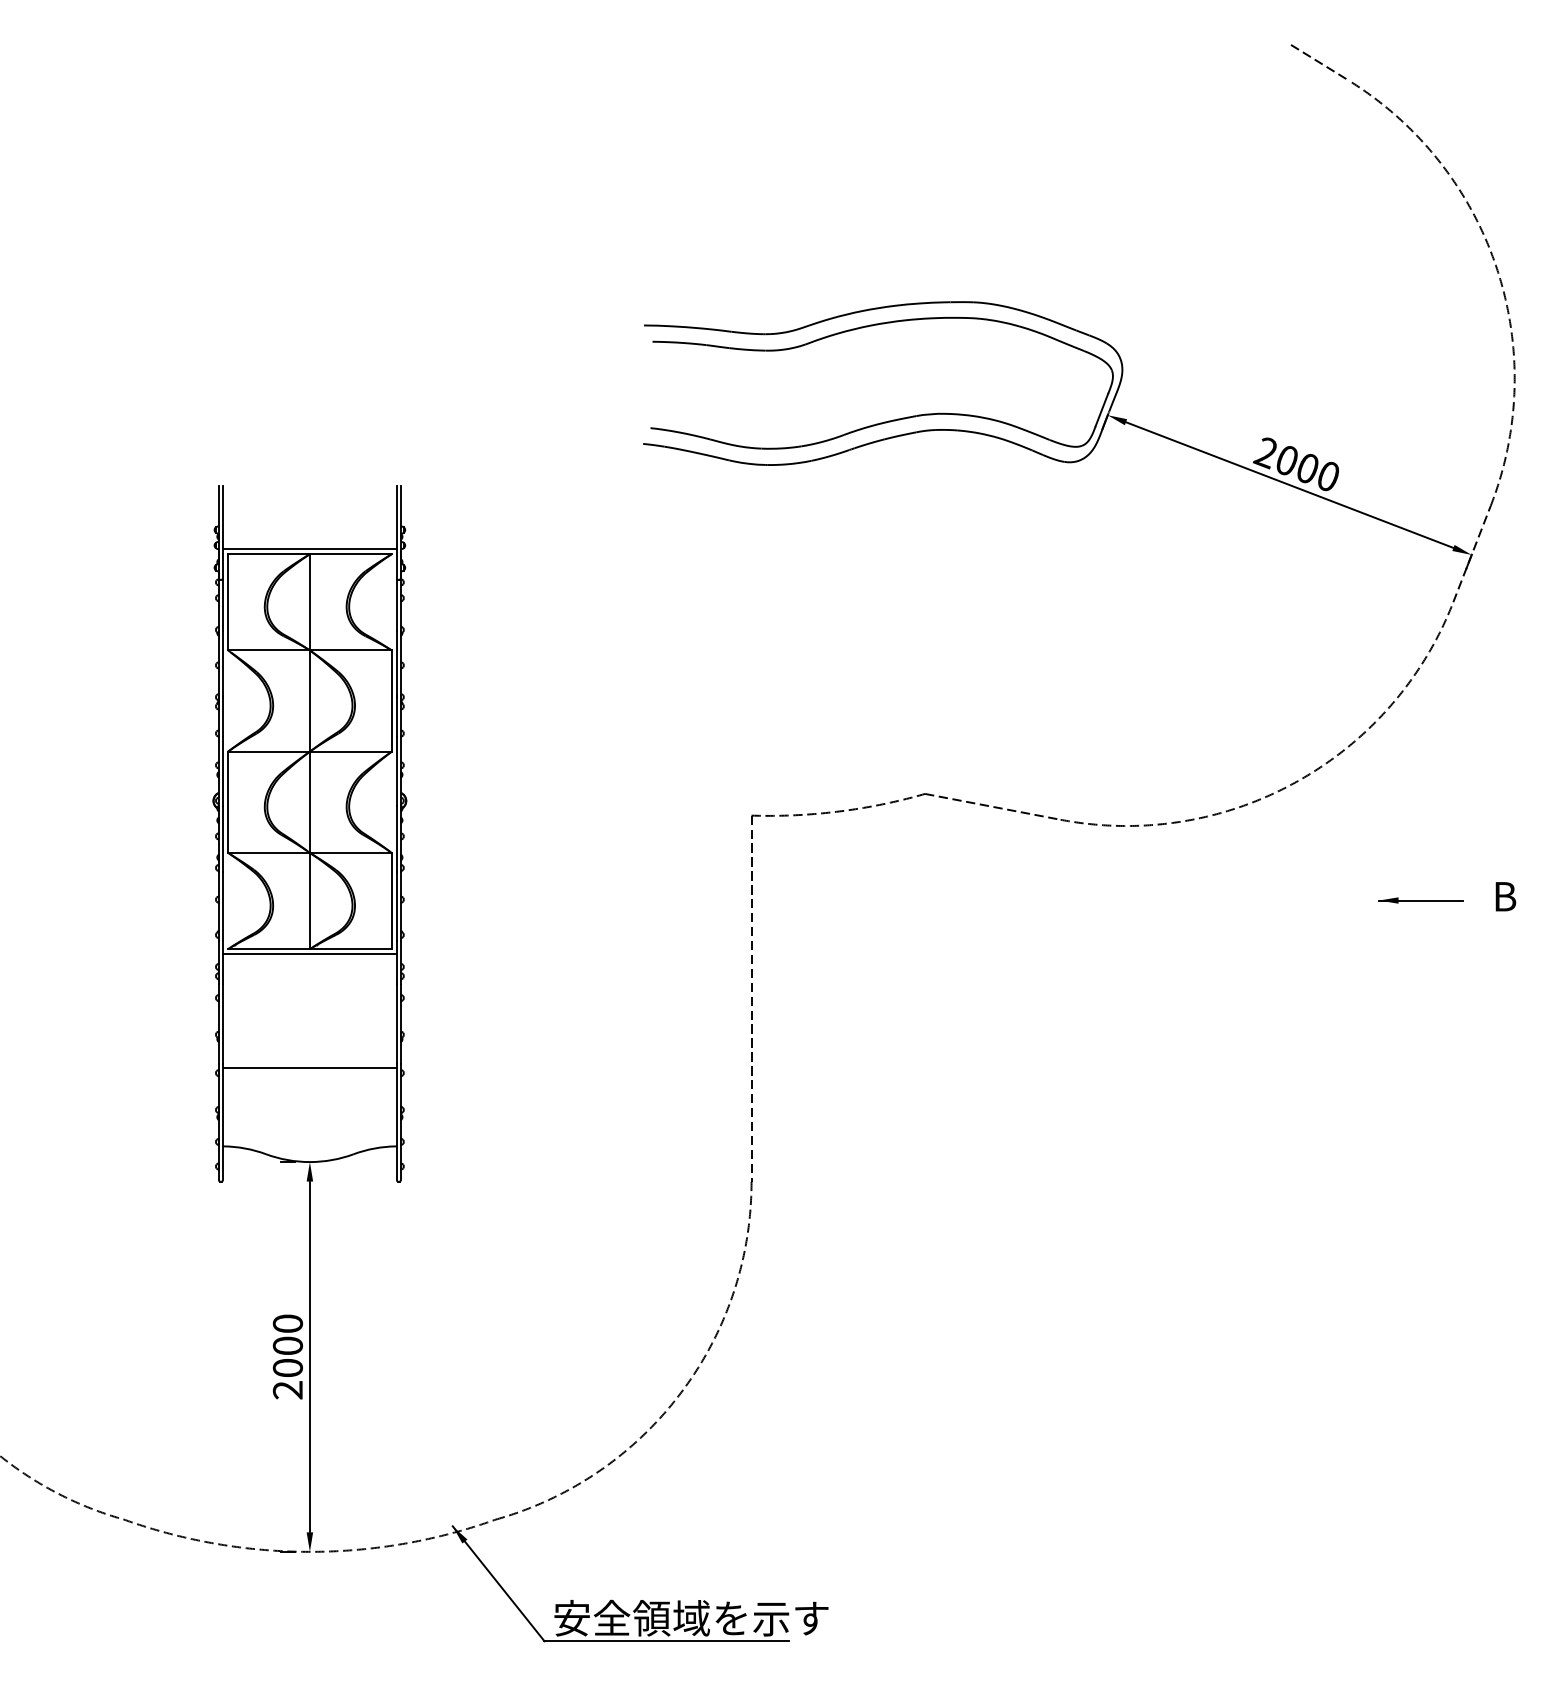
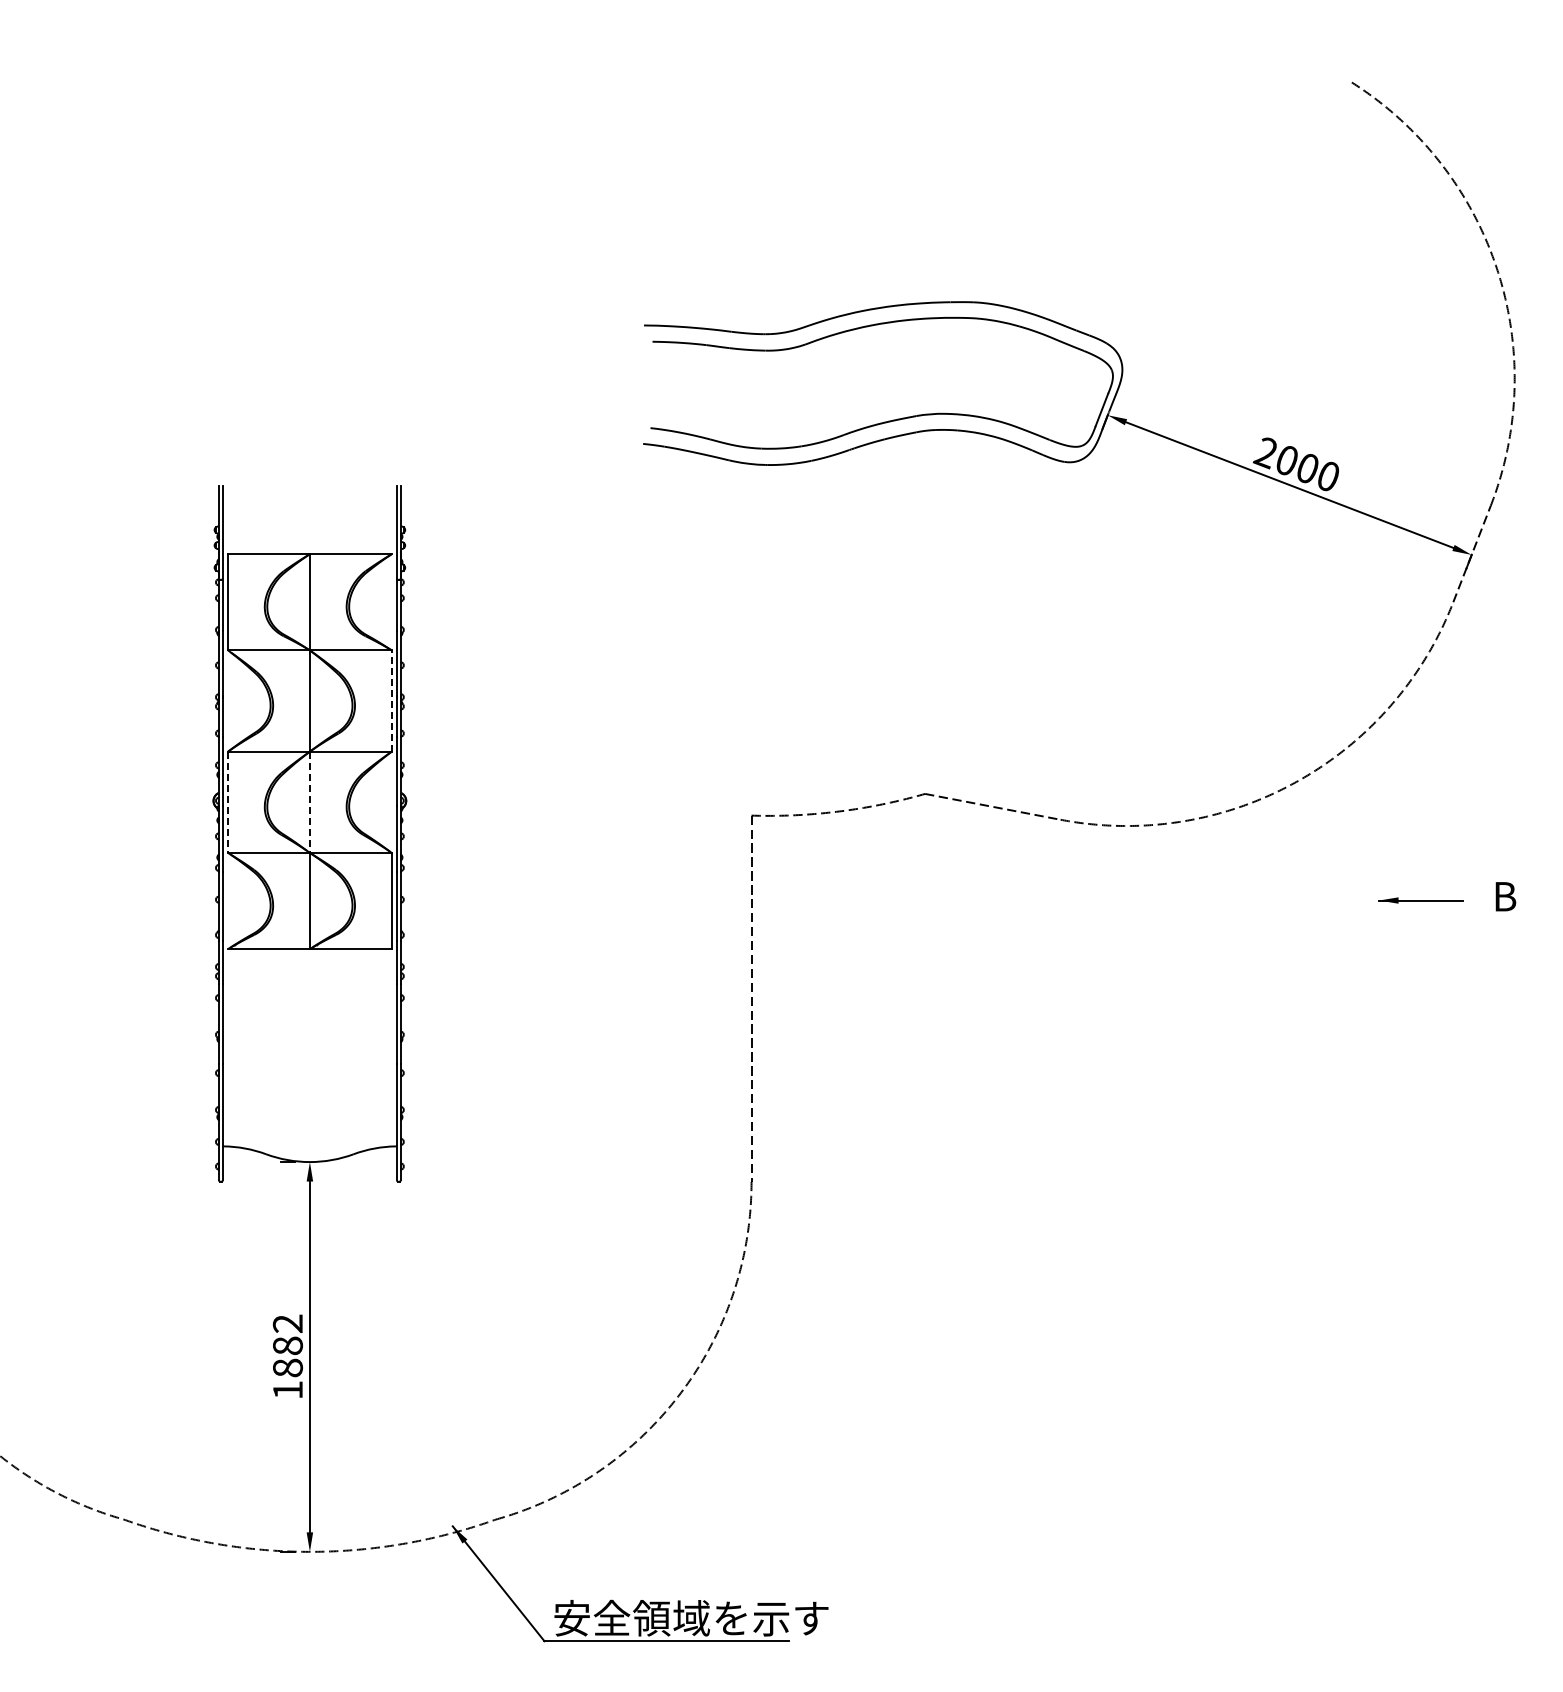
line: present -> none (1319, 62)
line: present -> none (309, 548)
line: solid -> dashed (391, 701)
line: solid -> dashed (228, 802)
line: solid -> dashed (309, 802)
line: present -> none (309, 953)
line: present -> none (309, 1068)
text: 2000 -> 1882 (287, 1356)
